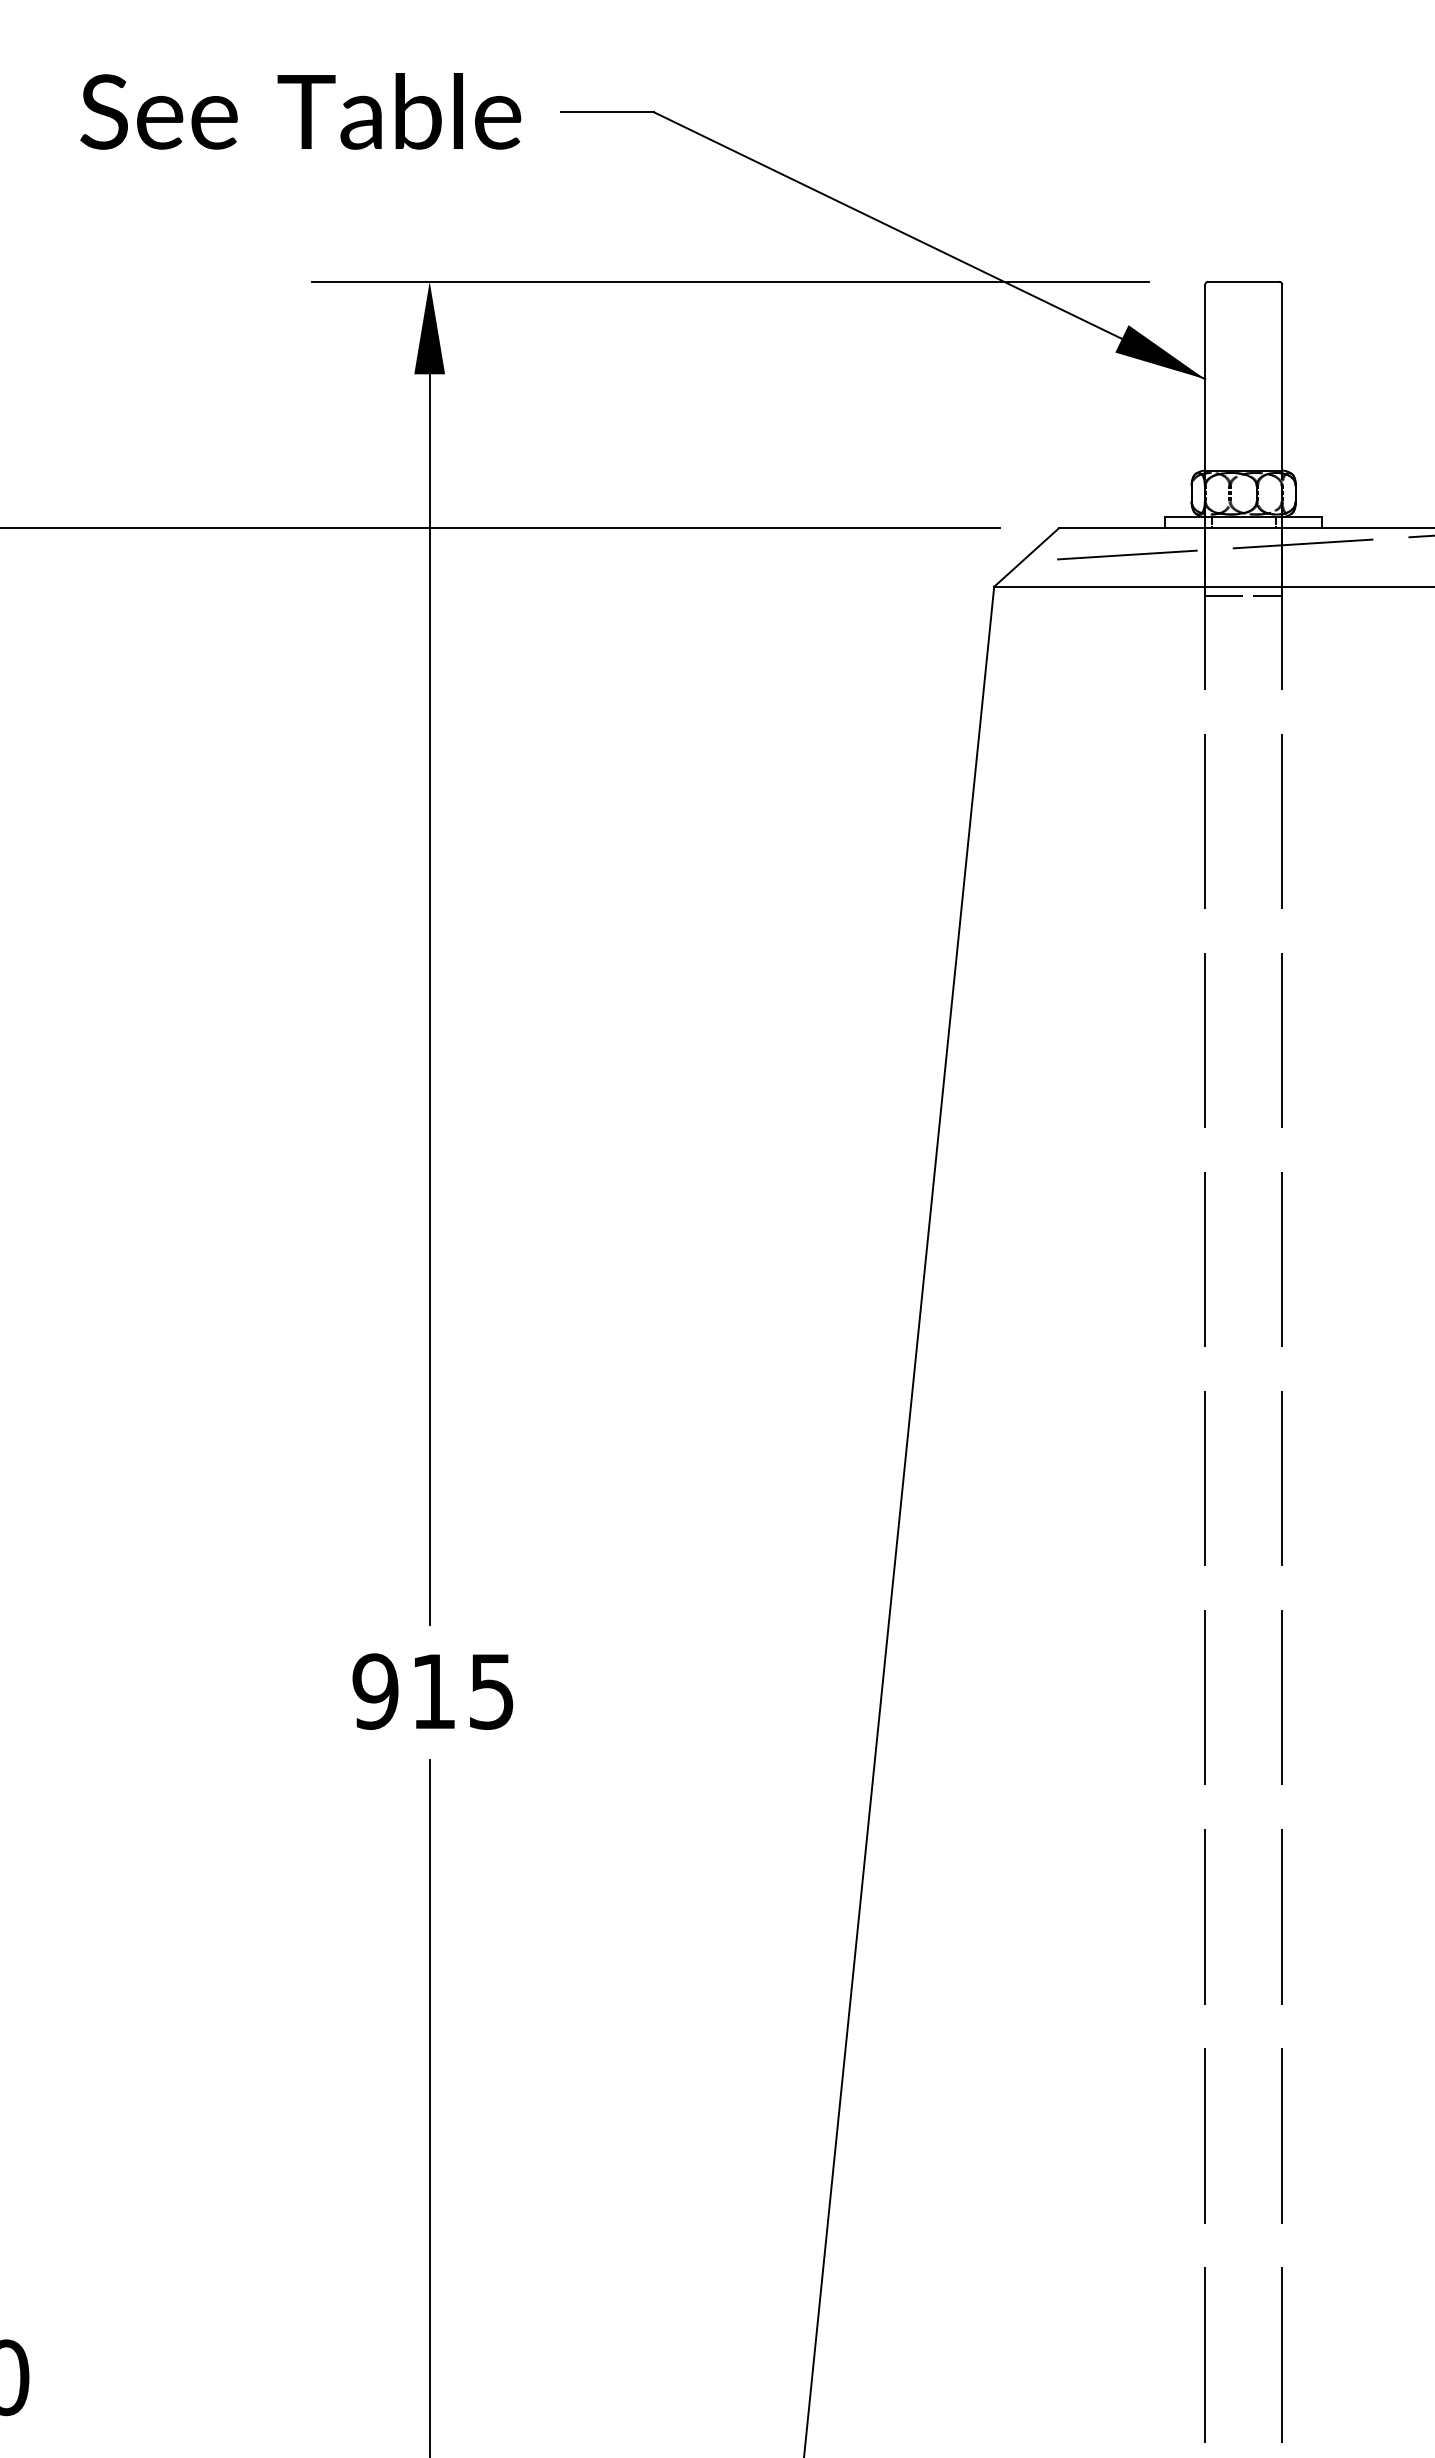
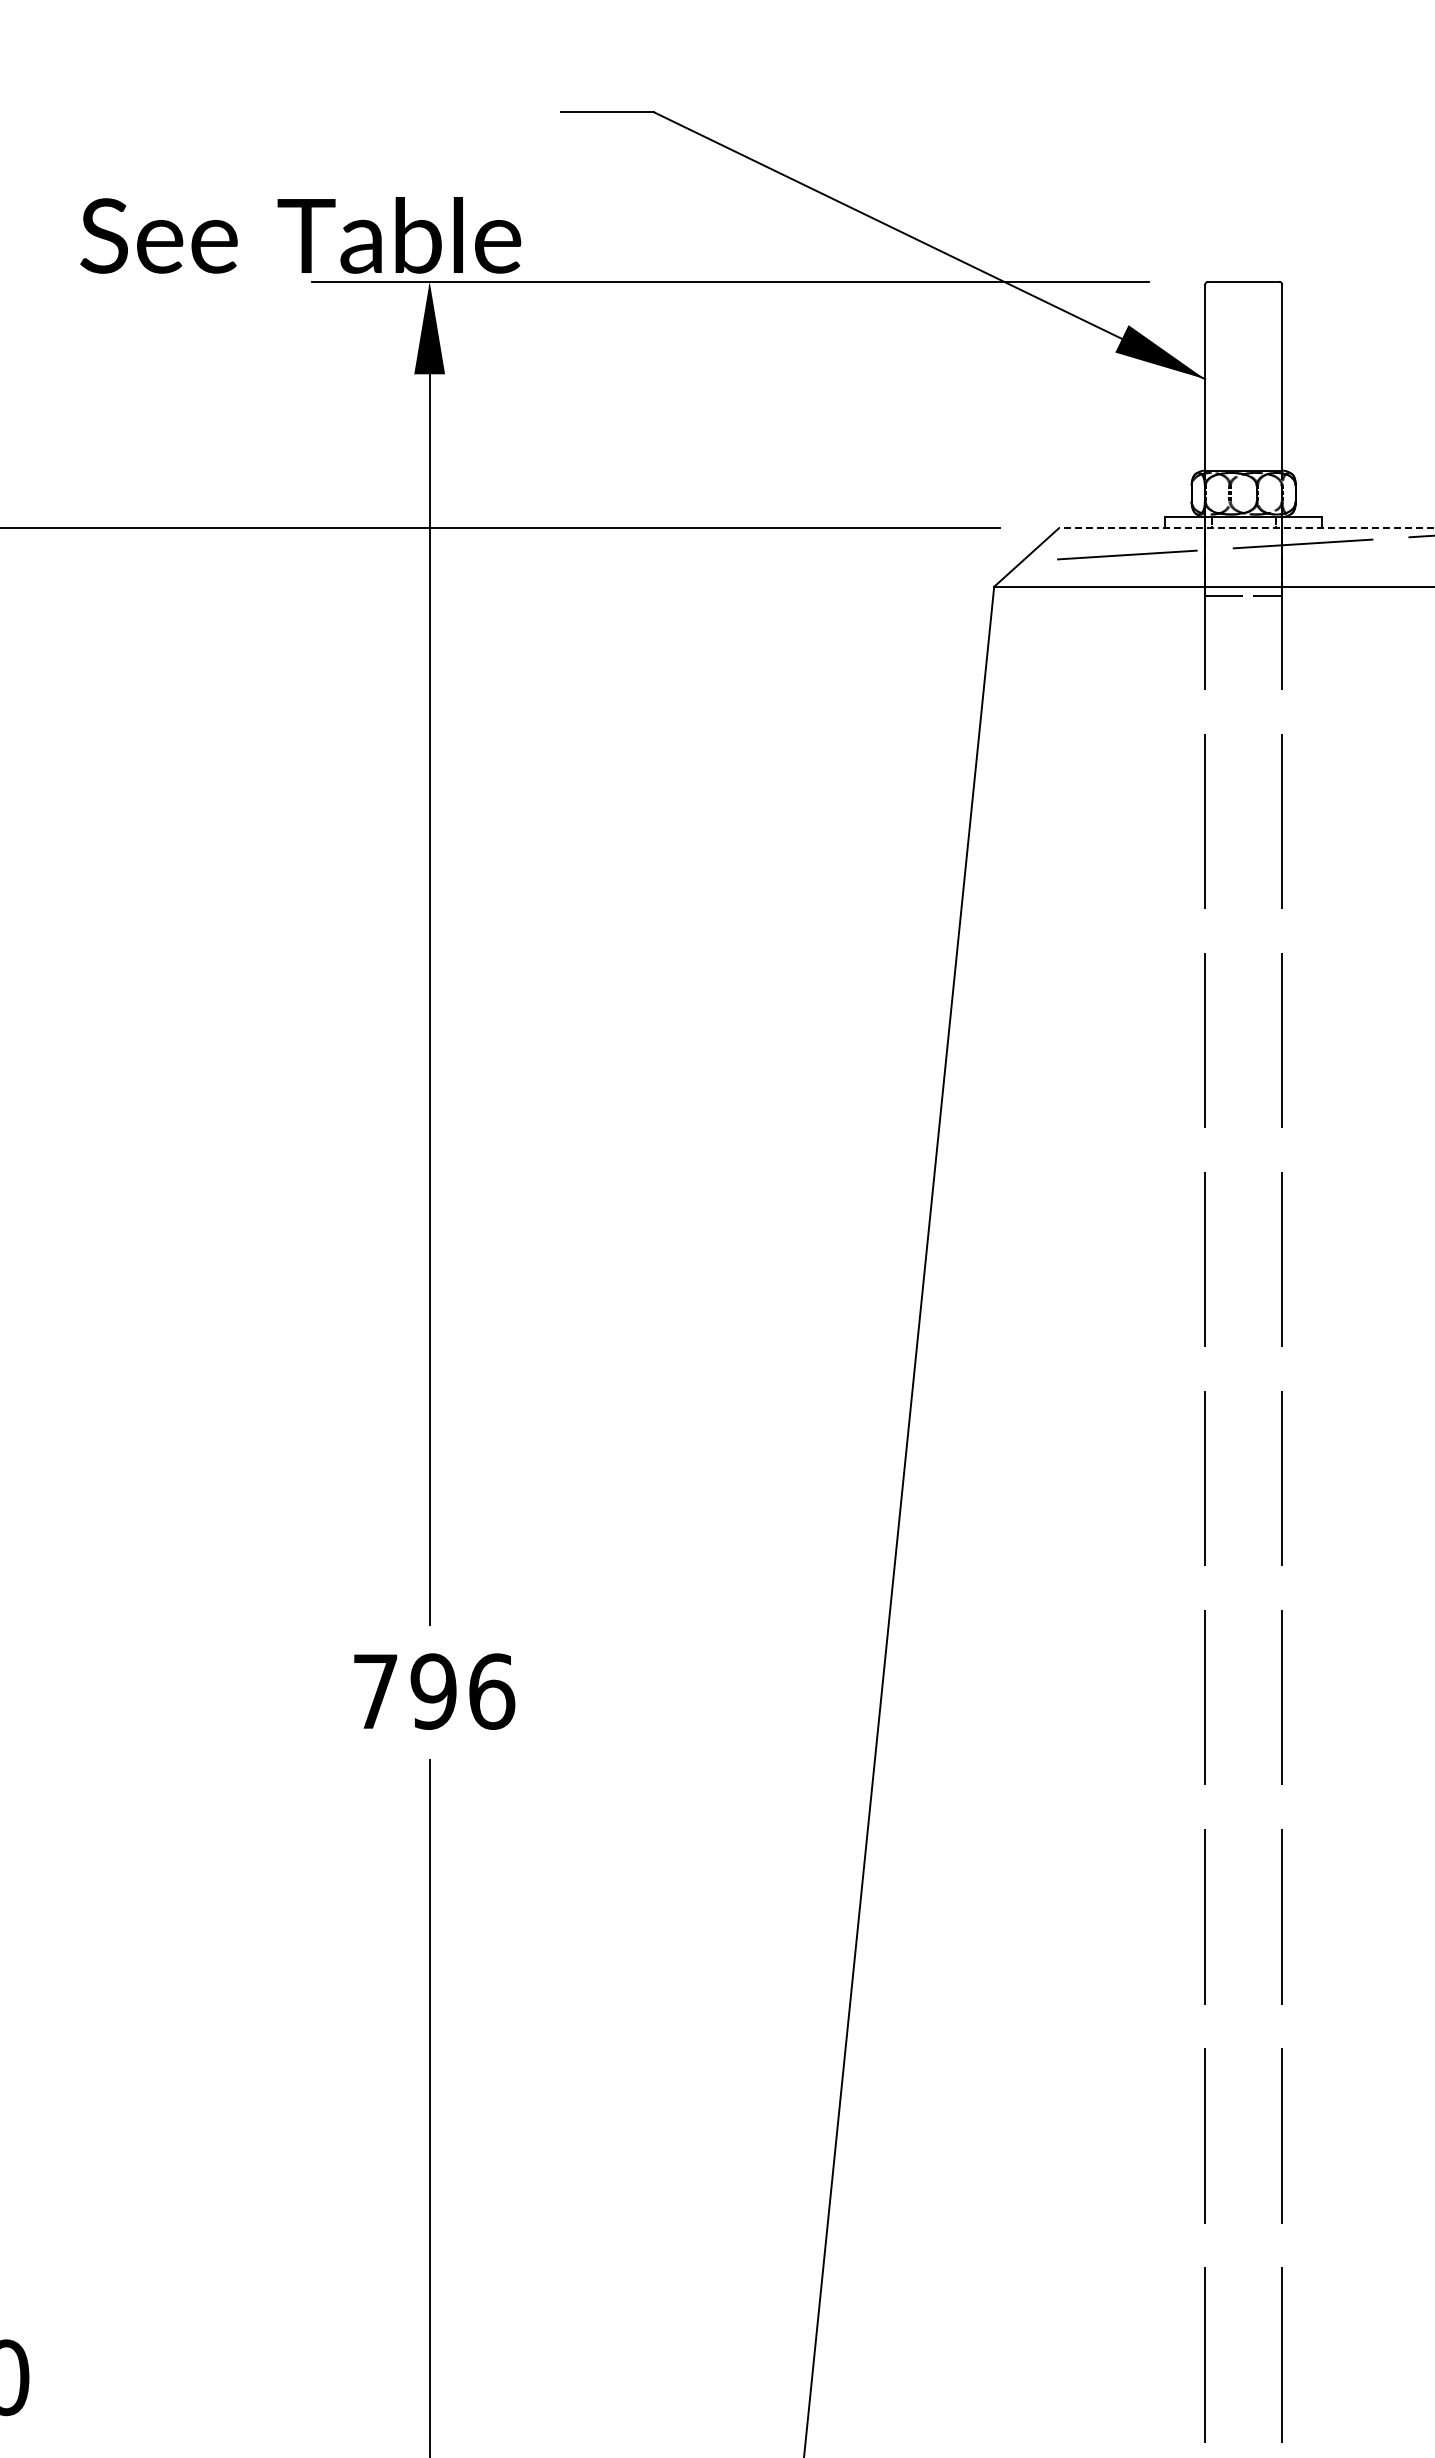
text position: (300, 111) -> (300, 235) (300, 235)
line: solid -> dashed (1246, 528)
text: 915 -> 796 (433, 1691)
